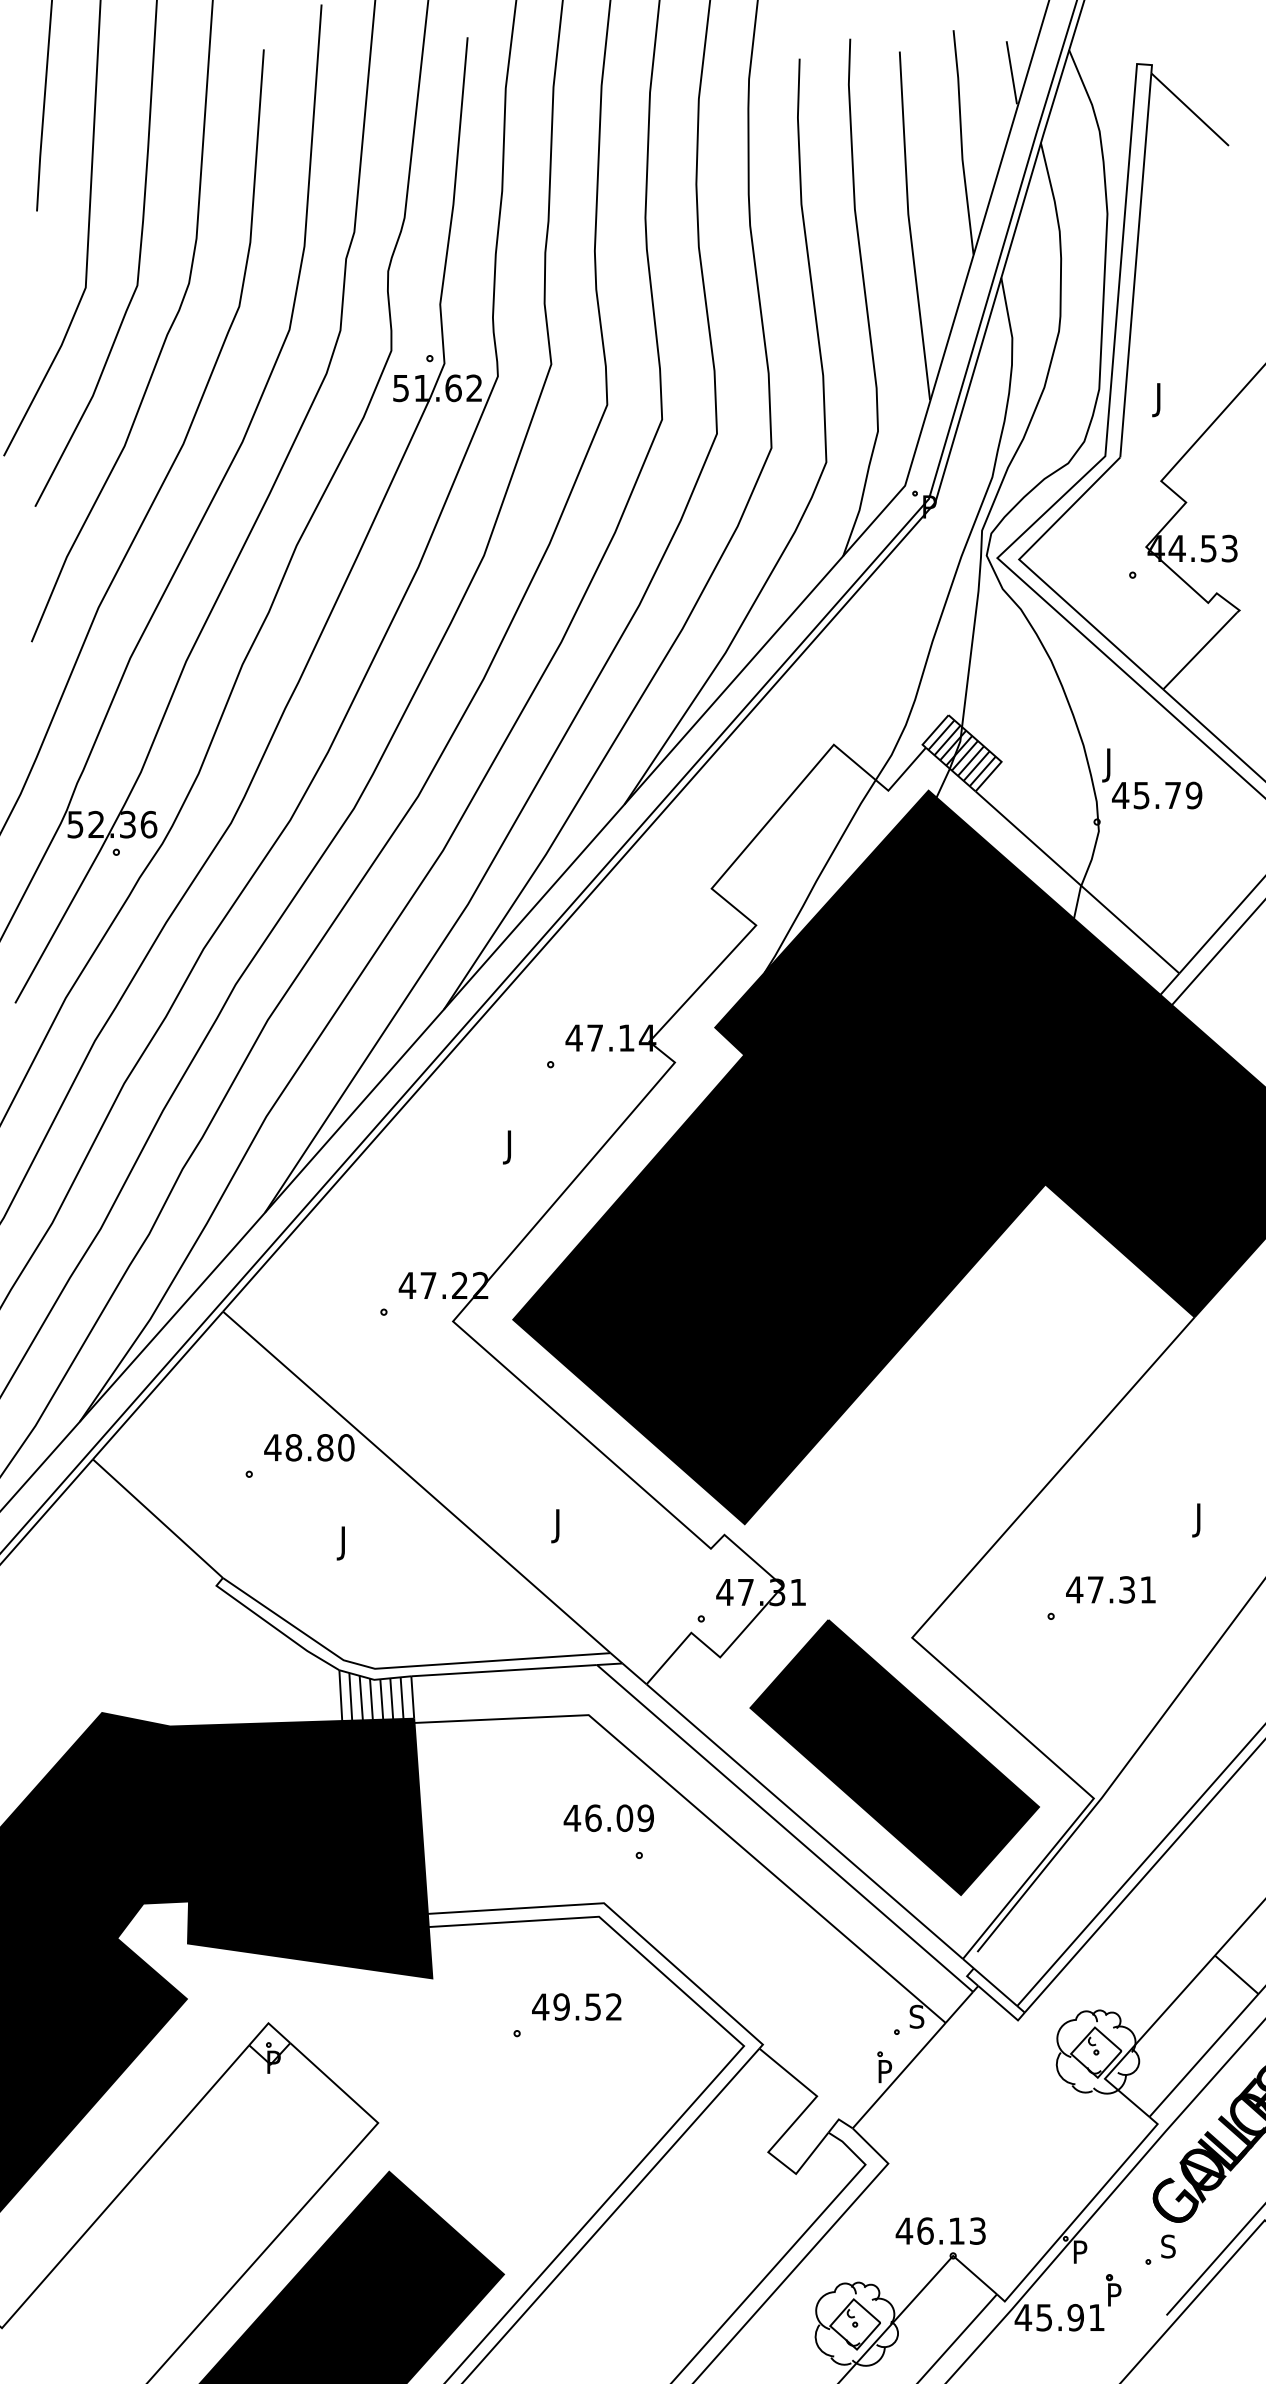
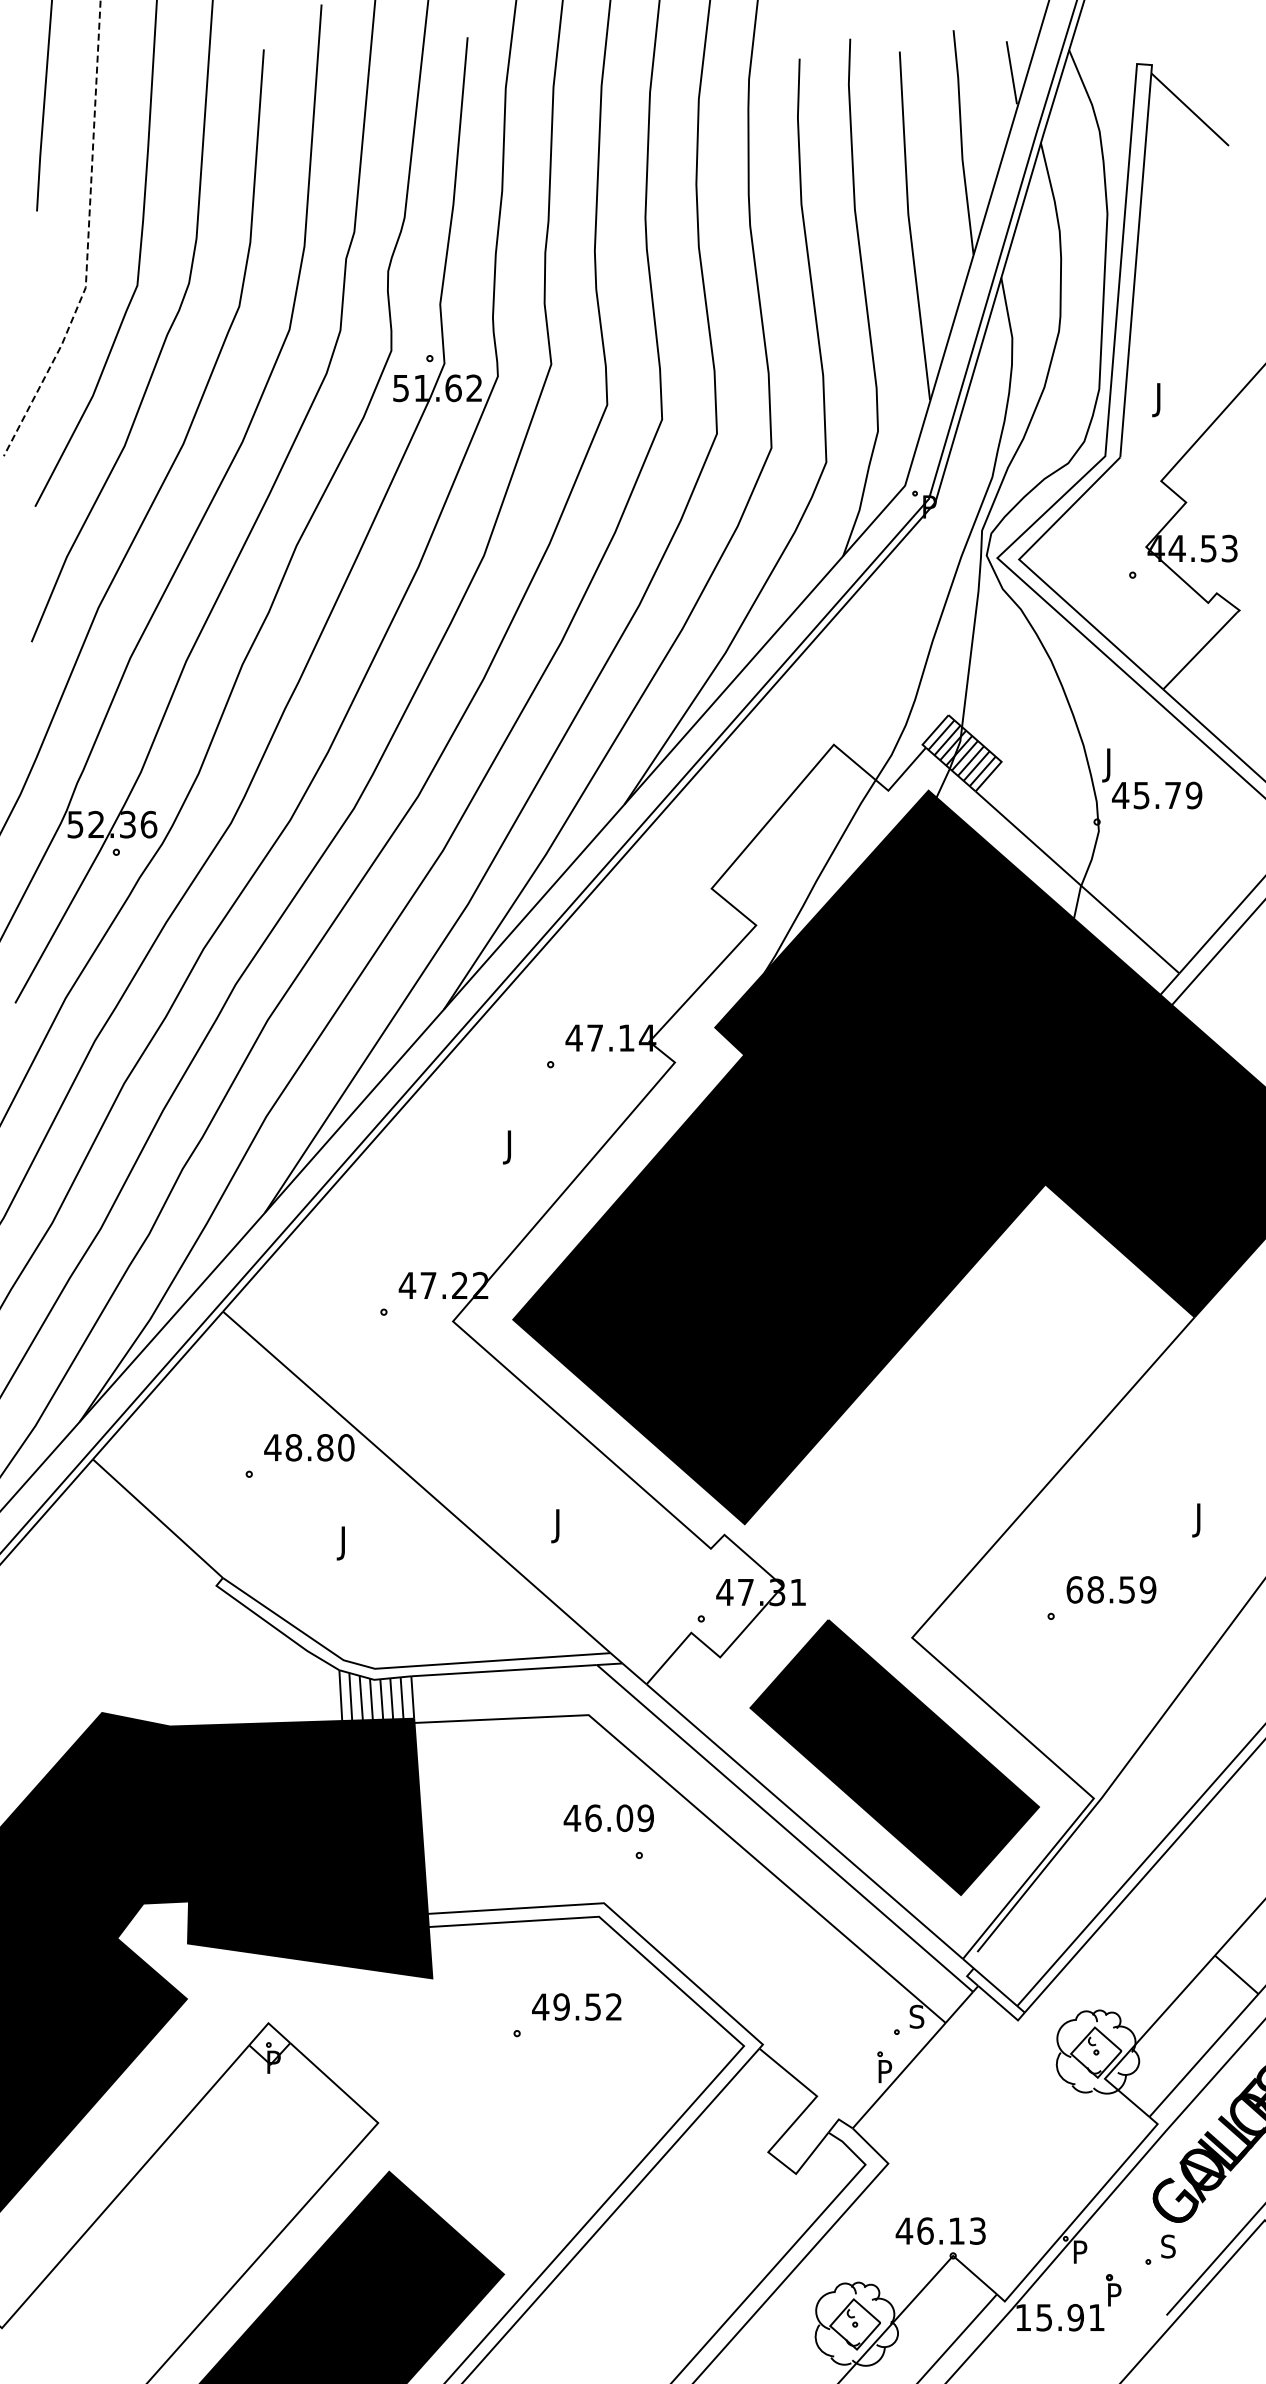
line: solid -> dashed (88, 238)
text: 47.31 -> 68.59 (1111, 1589)
text: 45.91 -> 15.91 (1023, 2317)
